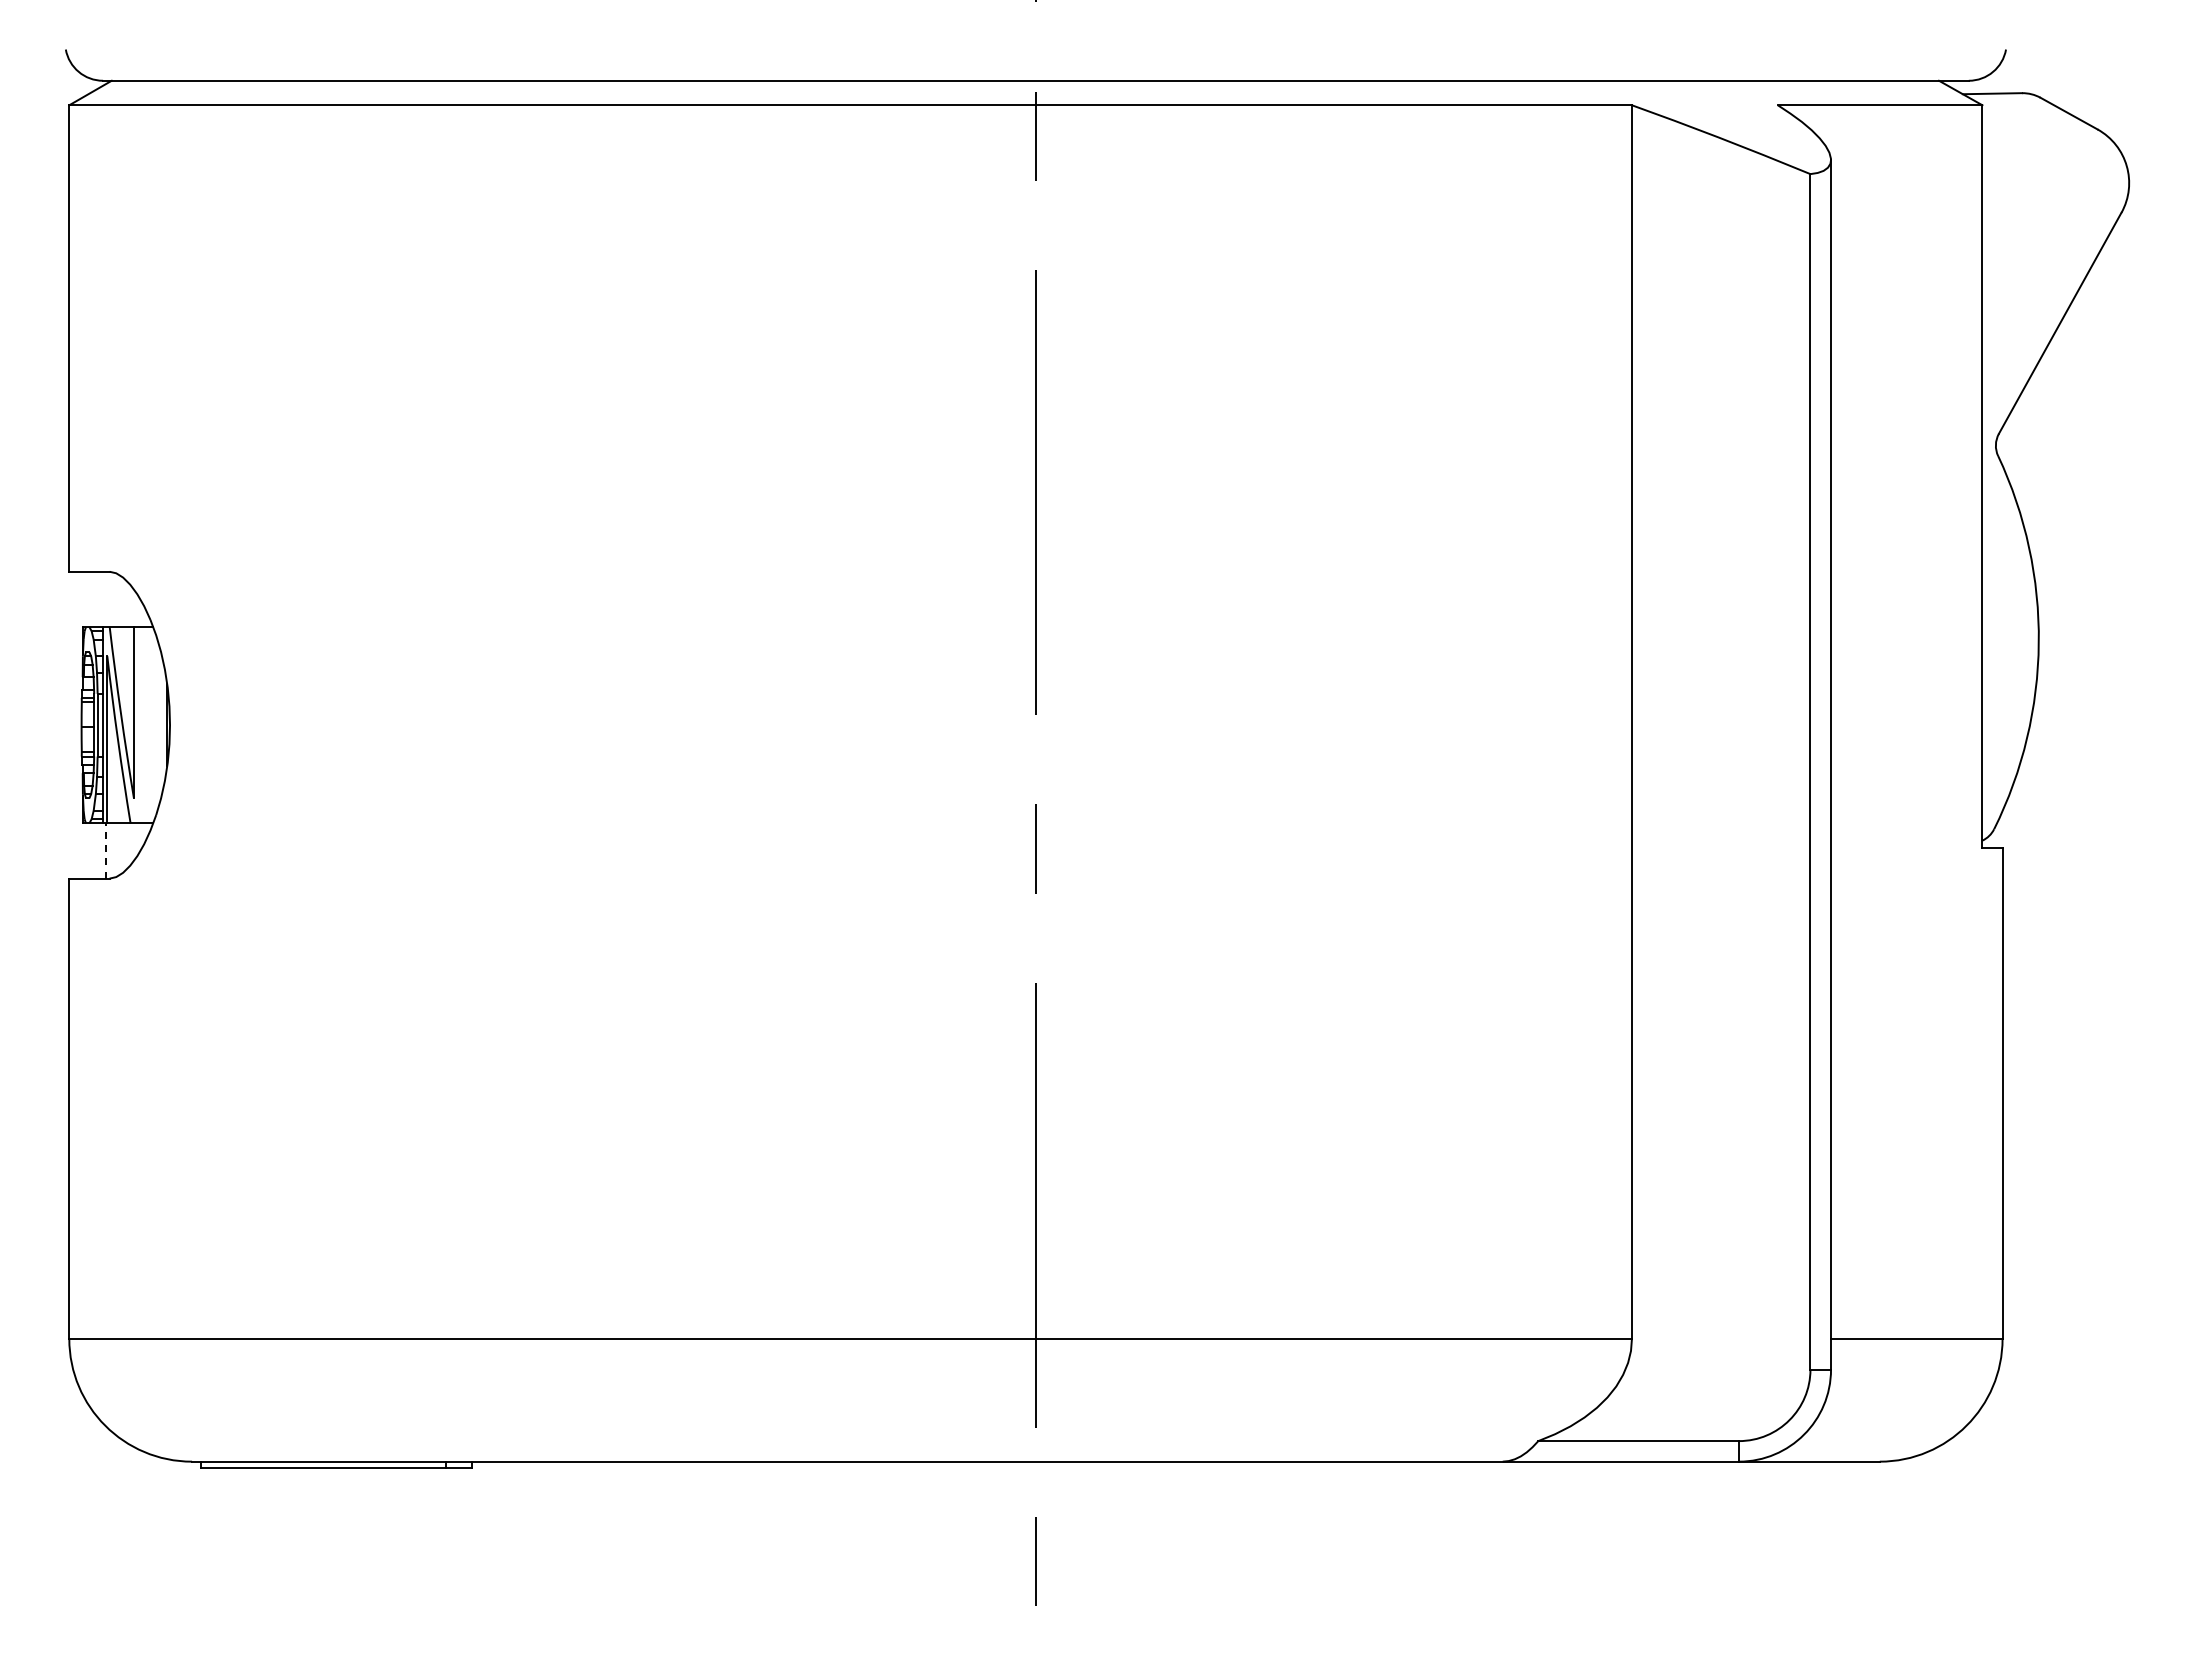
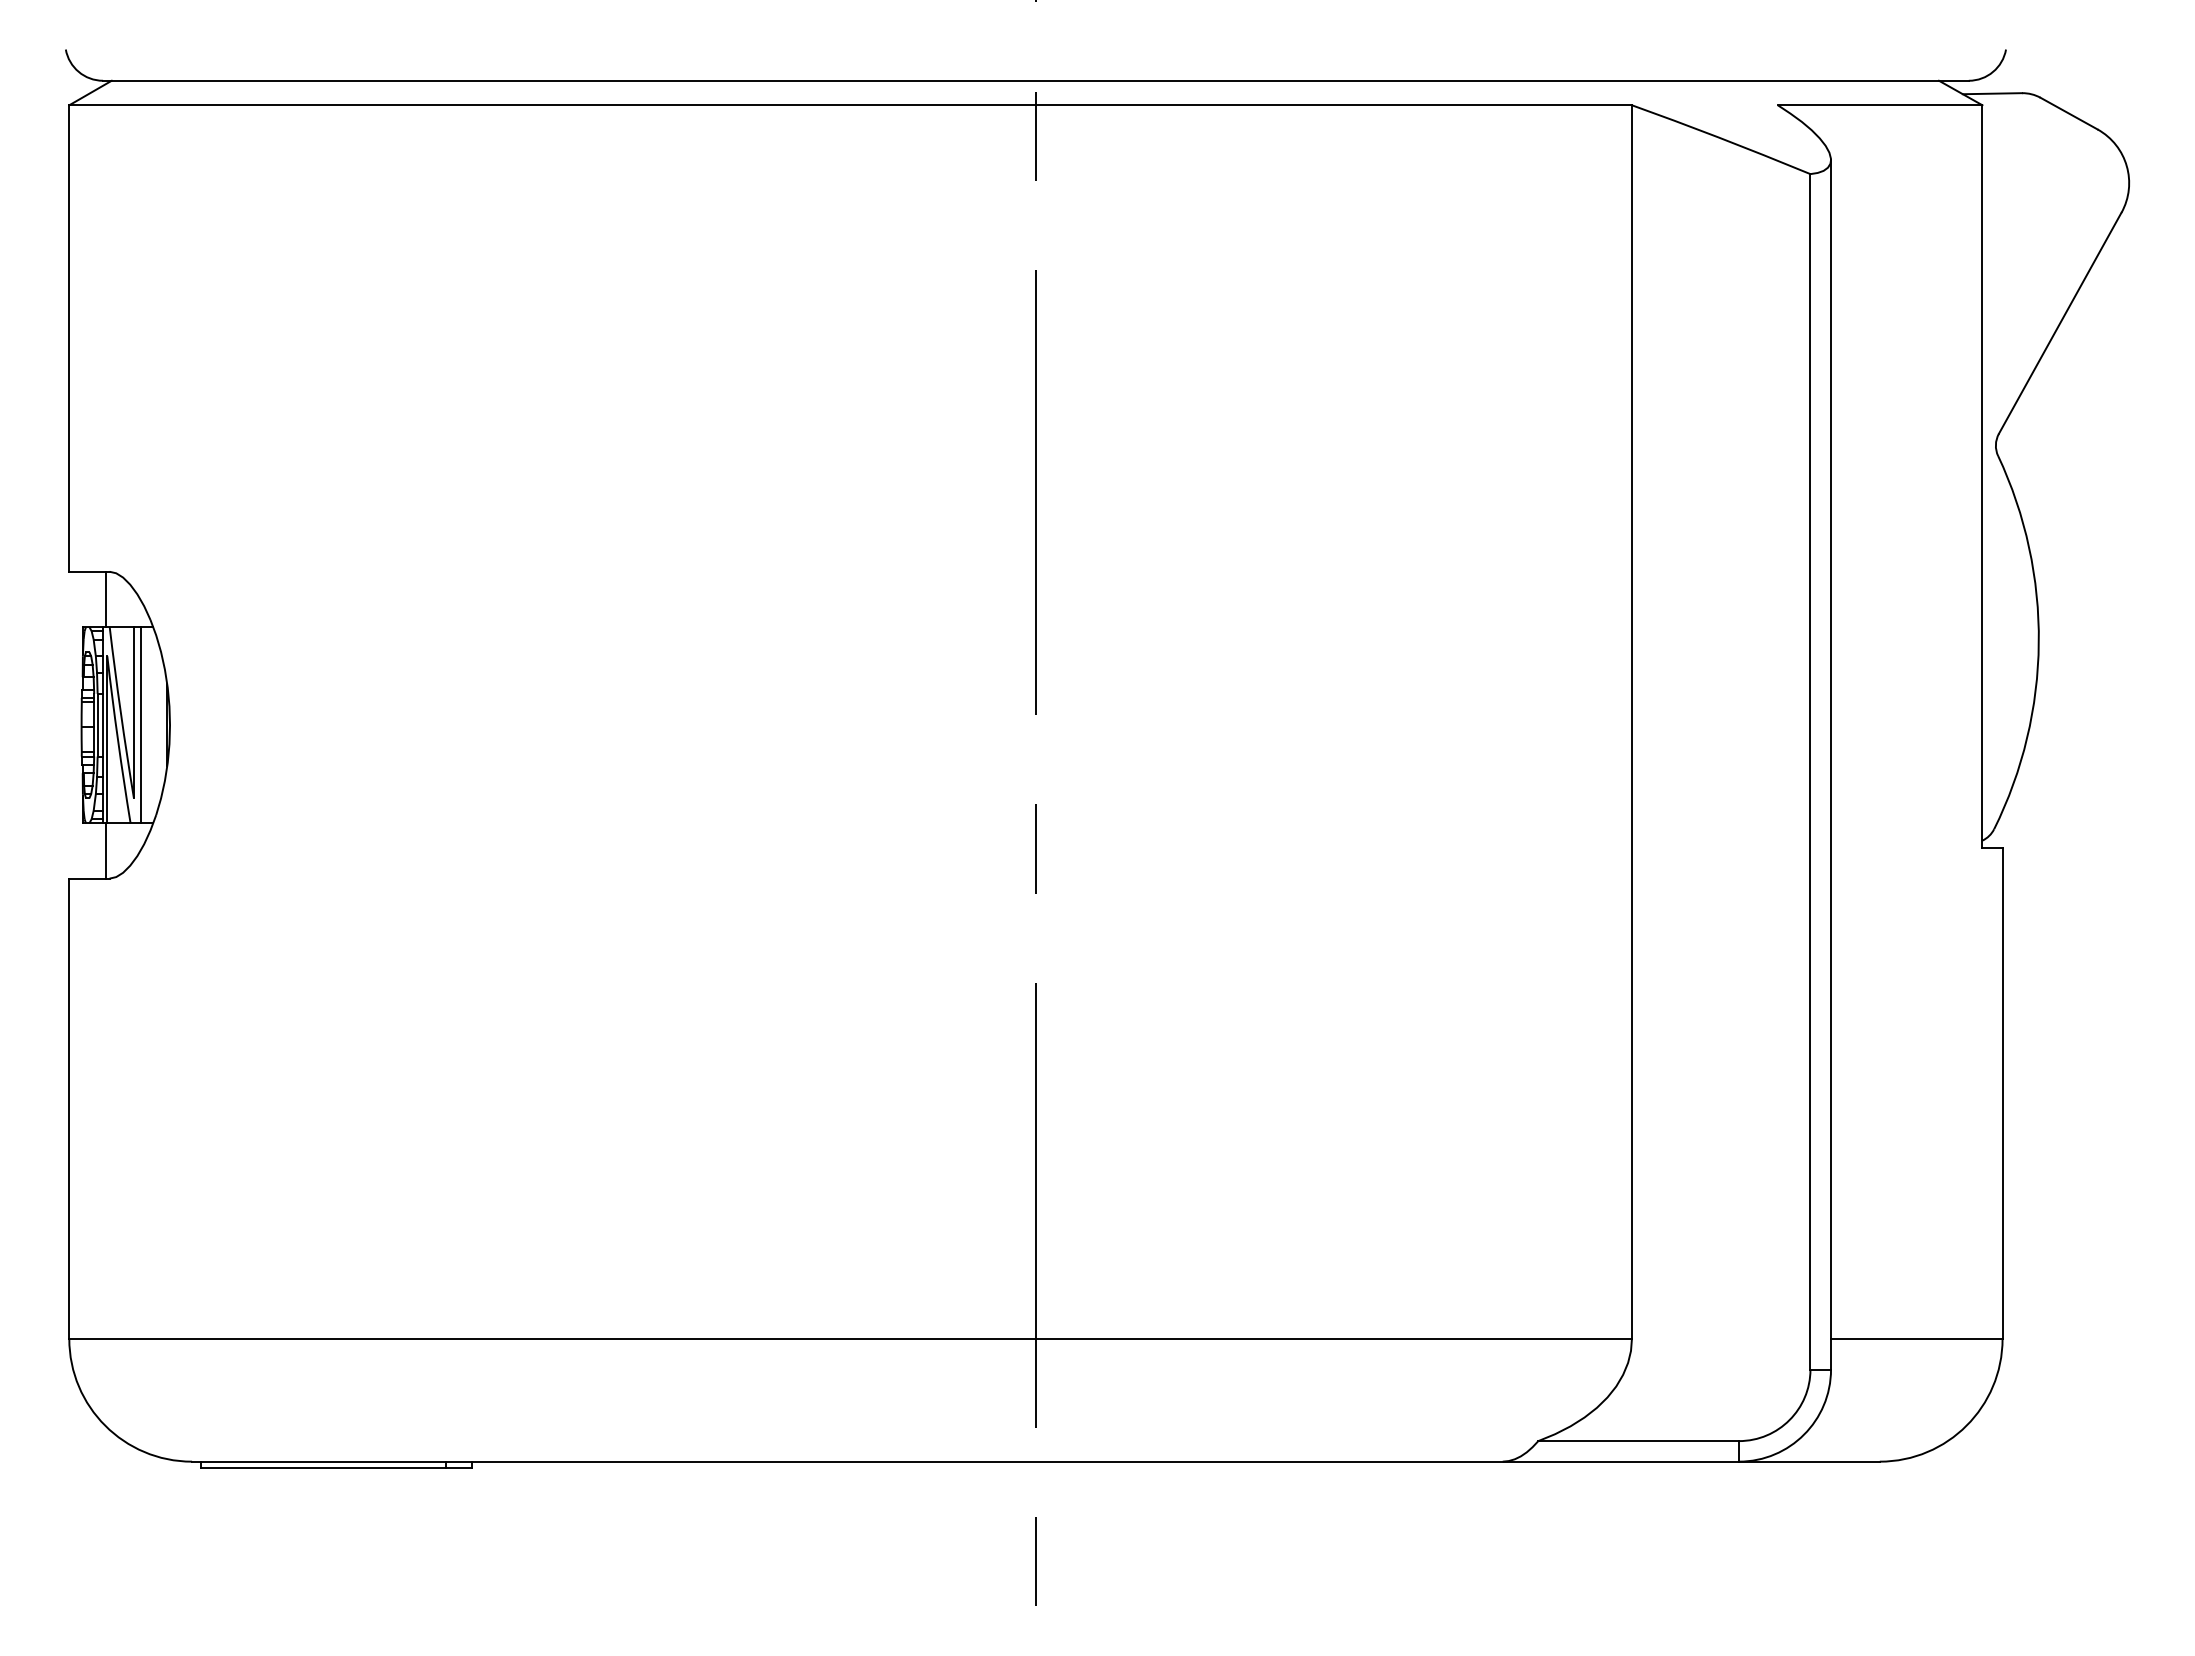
line: none -> present (106, 599)
line: none -> present (141, 725)
line: dashed -> solid (106, 851)
